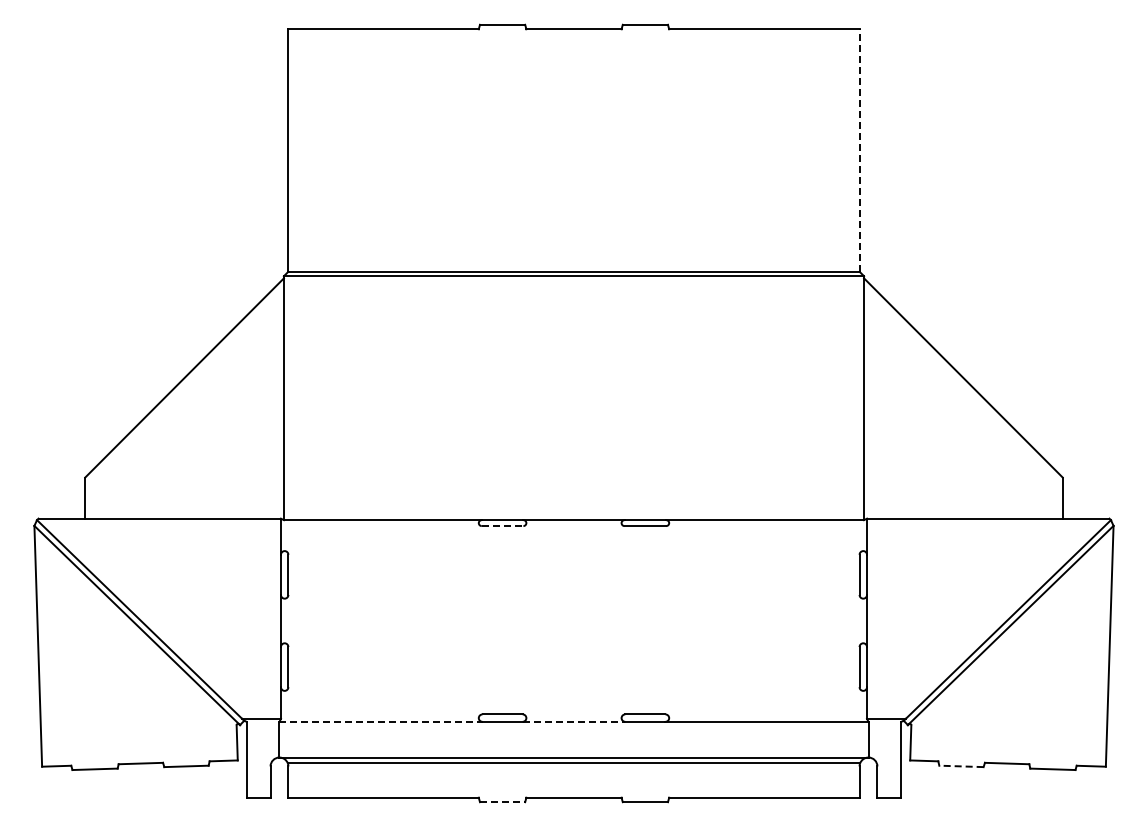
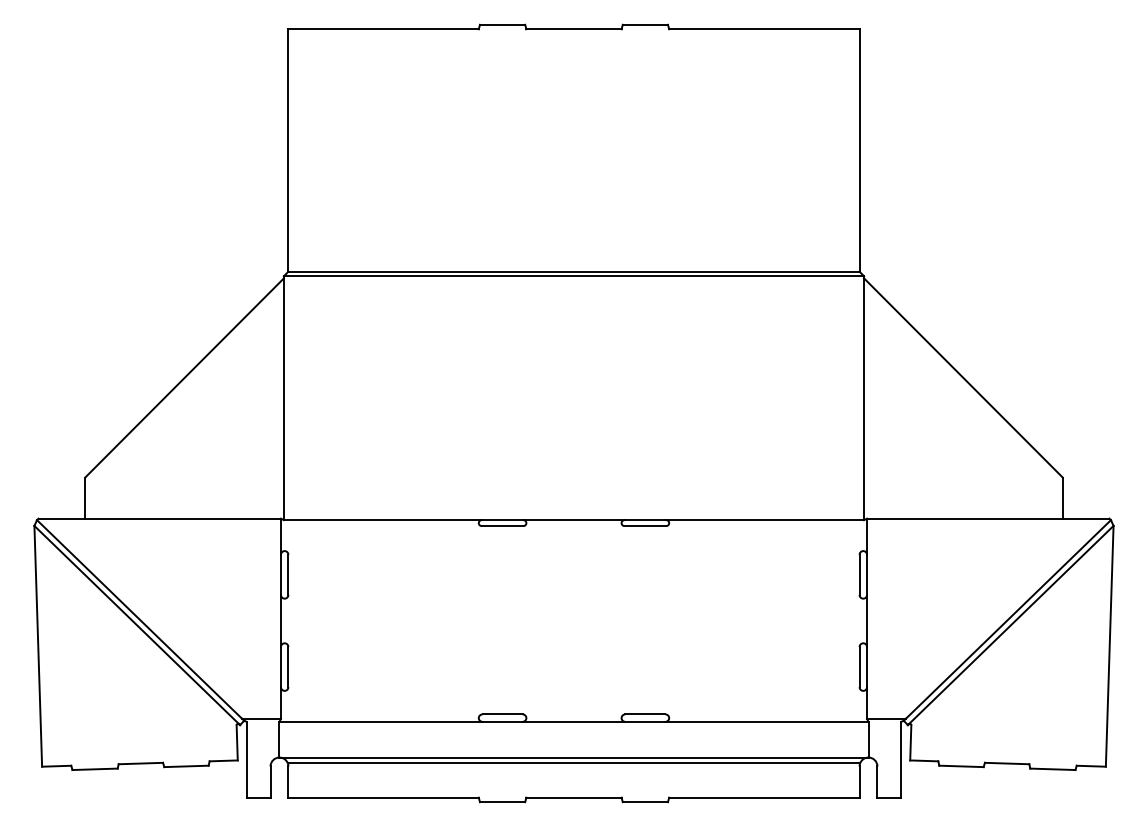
line: dashed -> solid (859, 150)
line: dashed -> solid (502, 526)
line: dashed -> solid (381, 721)
line: dashed -> solid (574, 721)
line: dashed -> solid (960, 766)
line: dashed -> solid (502, 802)
